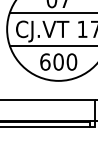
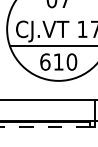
line: present -> none (51, 12)
text: 600 -> 610 (58, 61)
line: solid -> dashed (45, 126)
